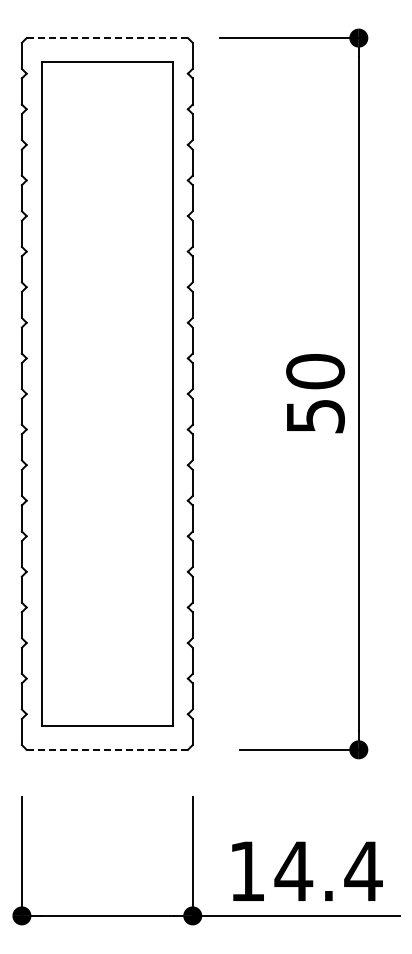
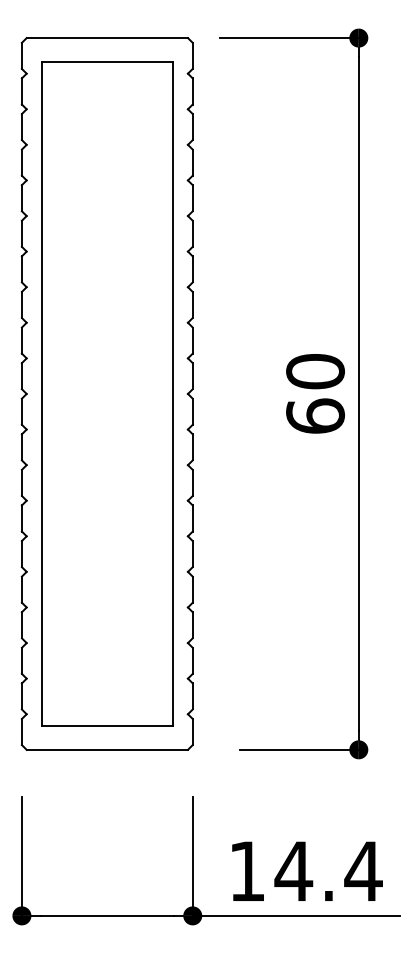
line: dashed -> solid (107, 38)
text: 50 -> 60 (315, 415)
line: dashed -> solid (107, 749)
